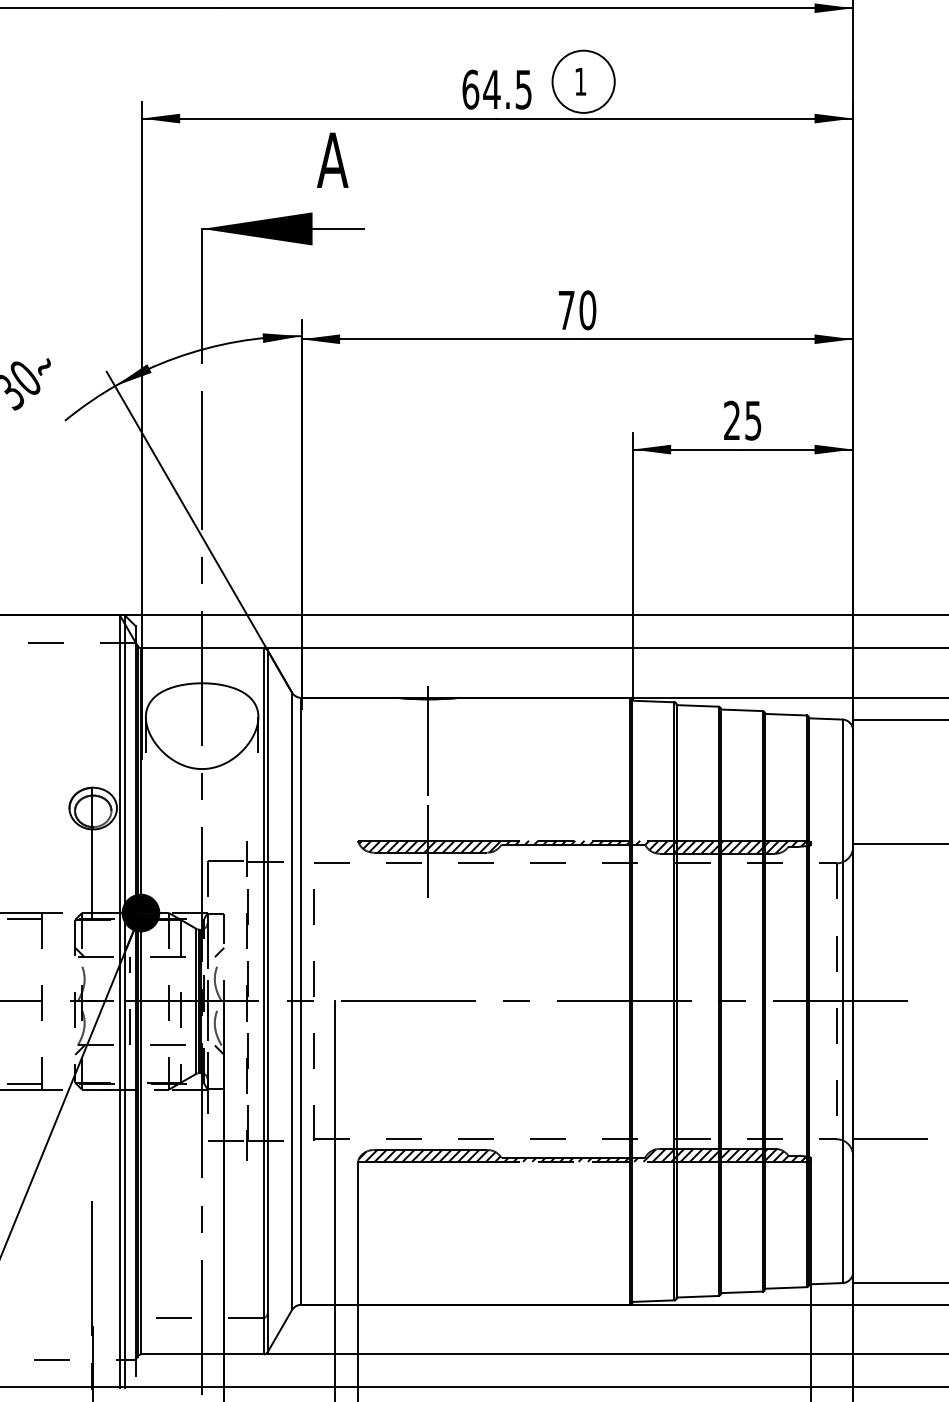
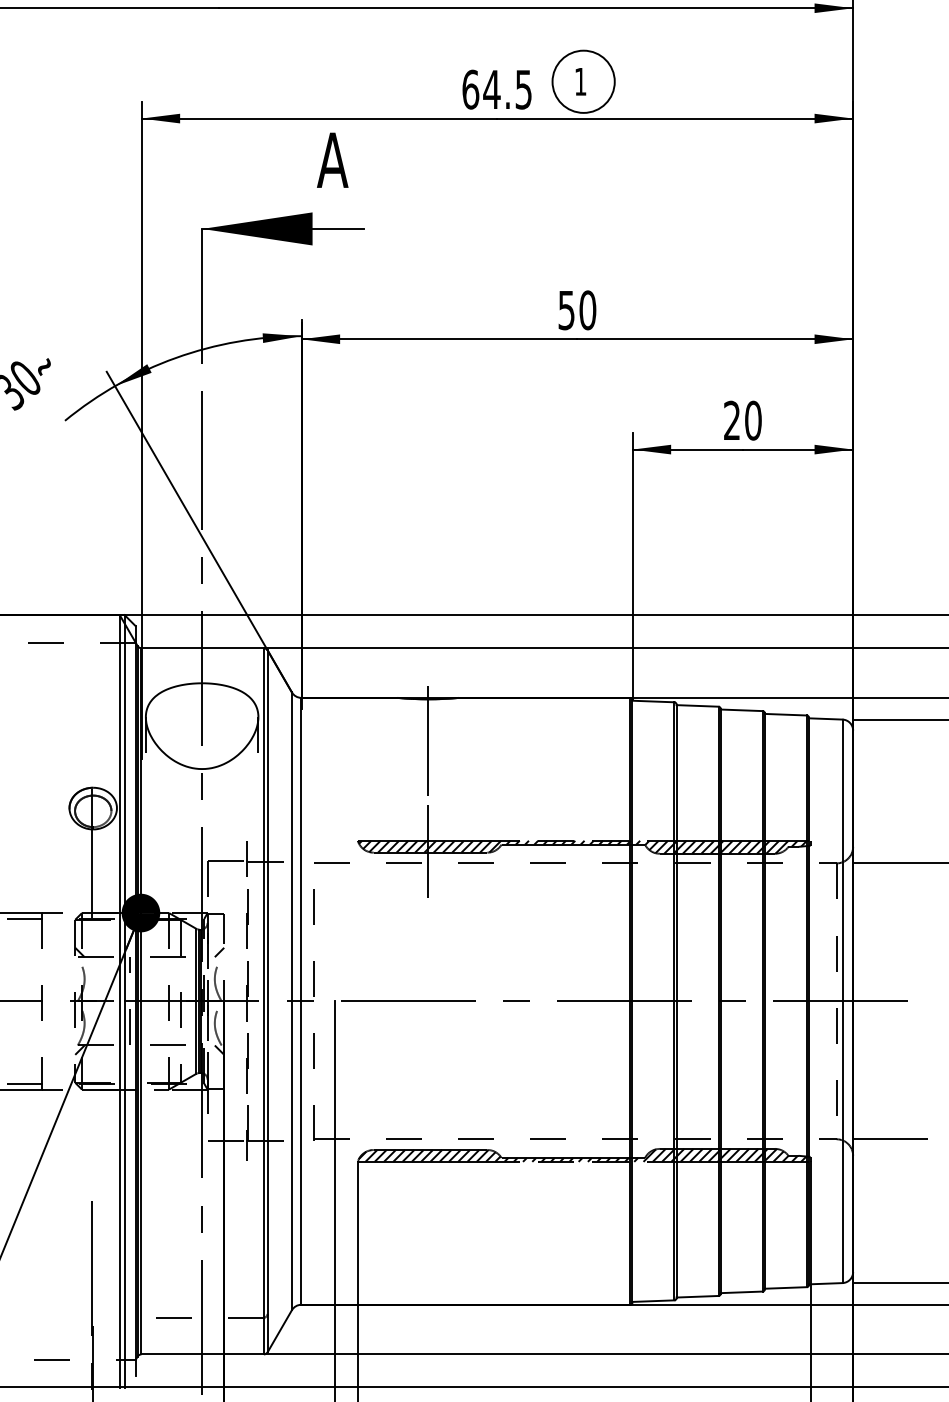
text: 70 -> 50 (566, 310)
text: 25 -> 20 (753, 420)
line position: (899, 844) -> (899, 863) (899, 863)
